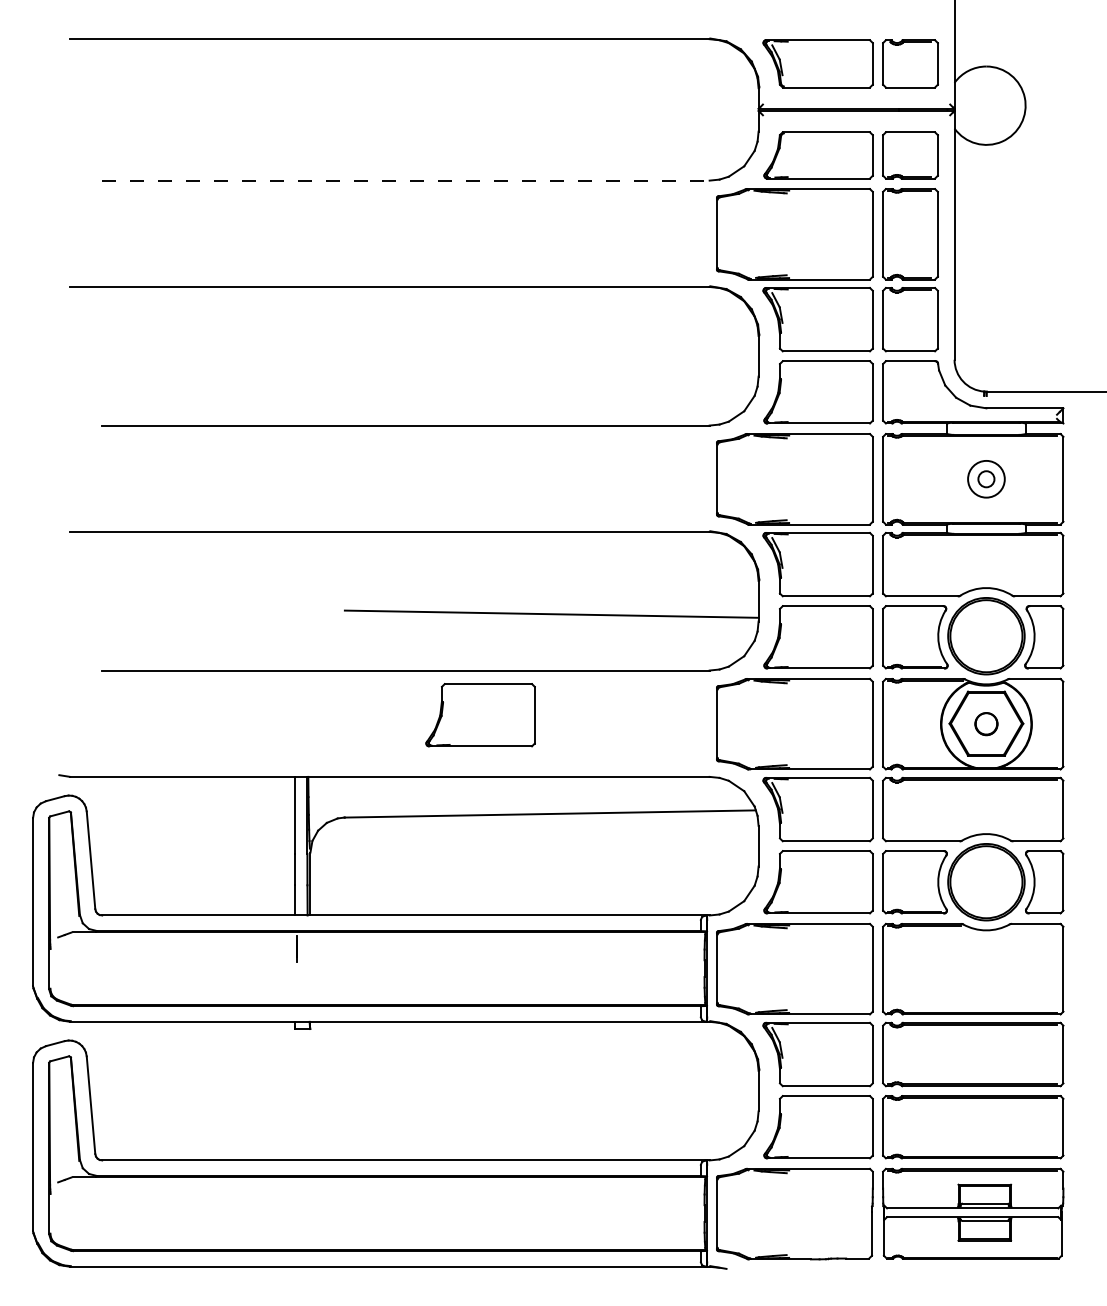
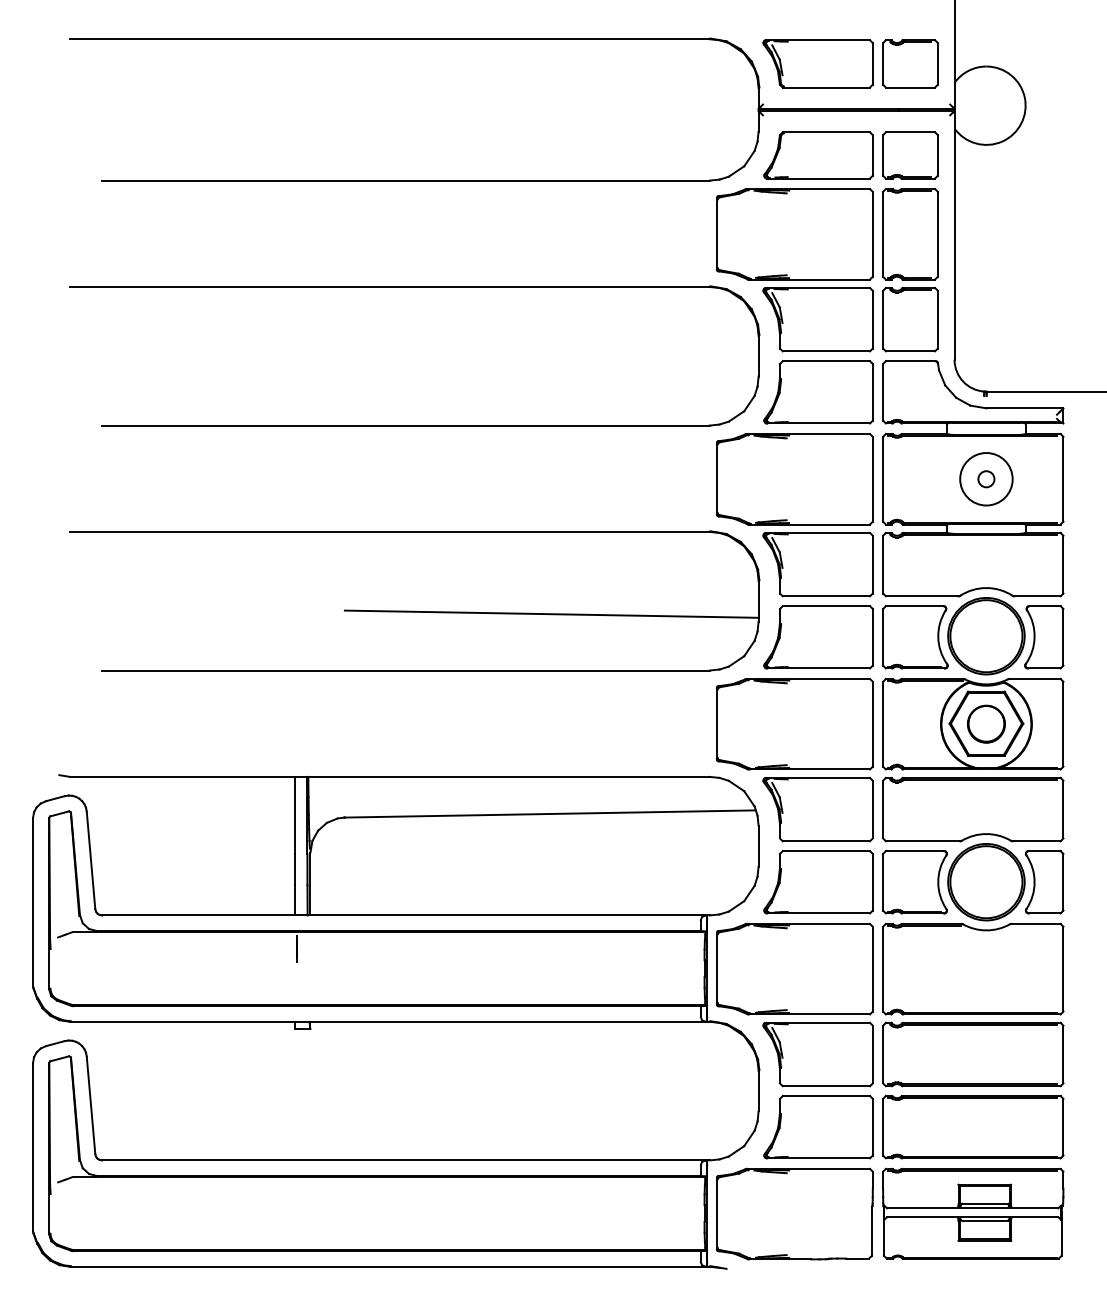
line: dashed -> solid (405, 180)
circle diameter: 37 px -> 52 px (986, 479)
part: present -> none (480, 715)
circle size: 25x25 px -> 39x40 px (986, 723)
